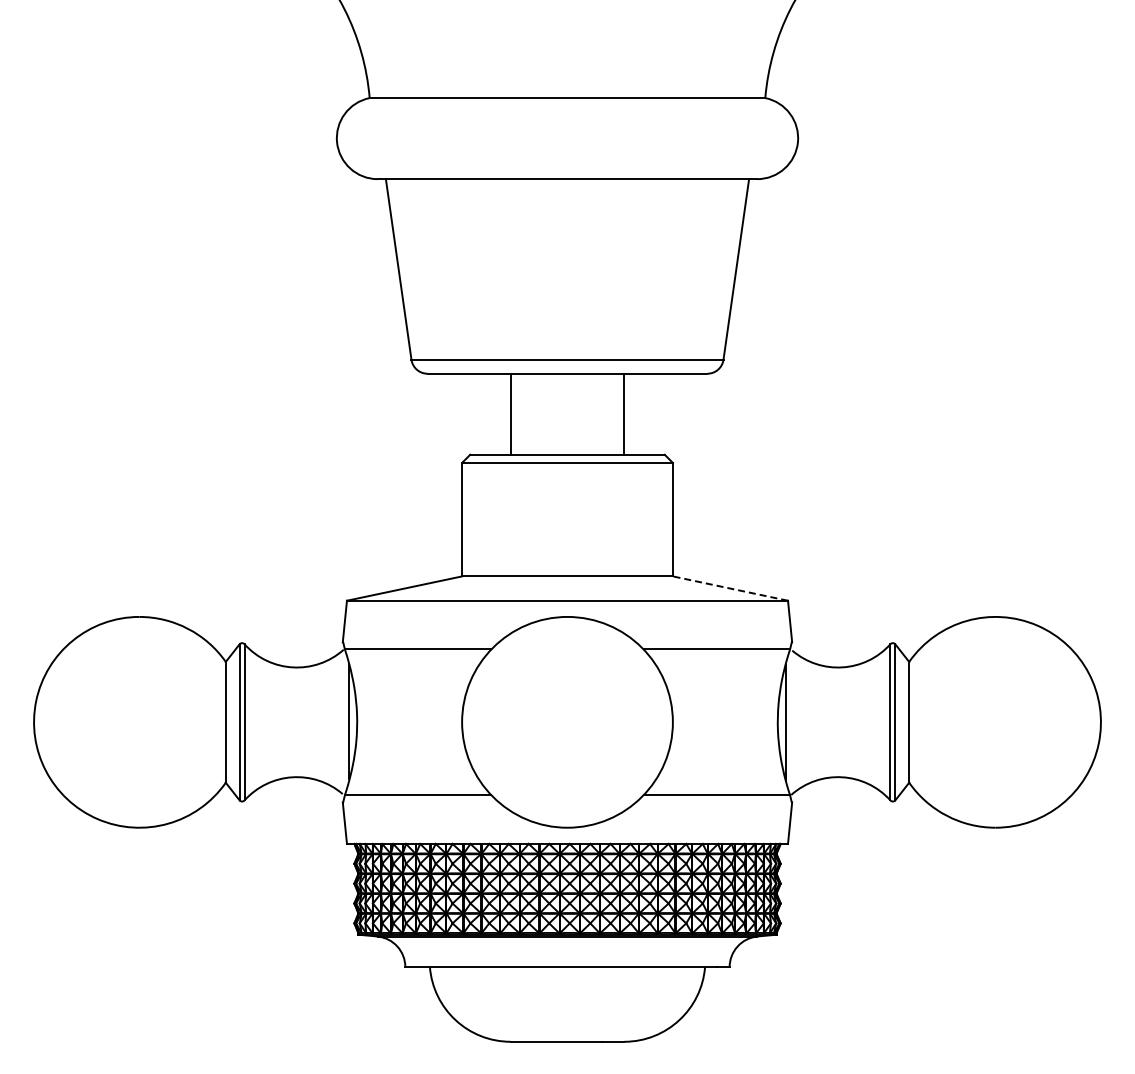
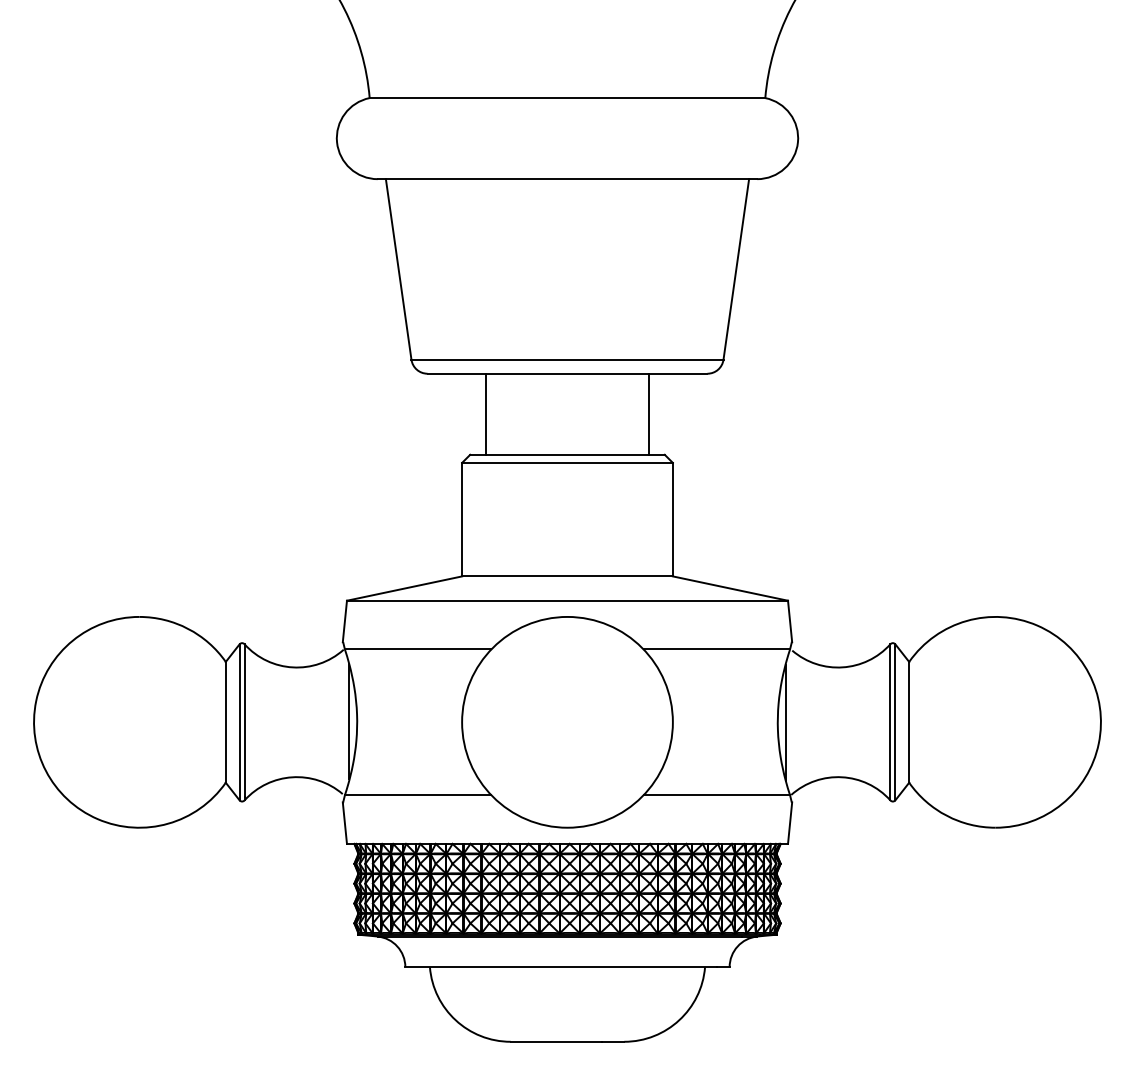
line position: (511, 413) -> (486, 413) (486, 413)
line position: (623, 413) -> (648, 413) (648, 413)
line: dashed -> solid (730, 588)
